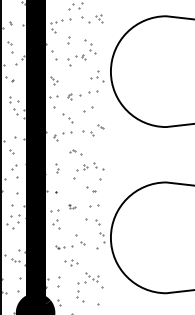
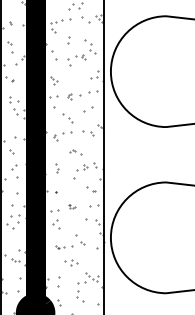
line: none -> present (104, 156)
